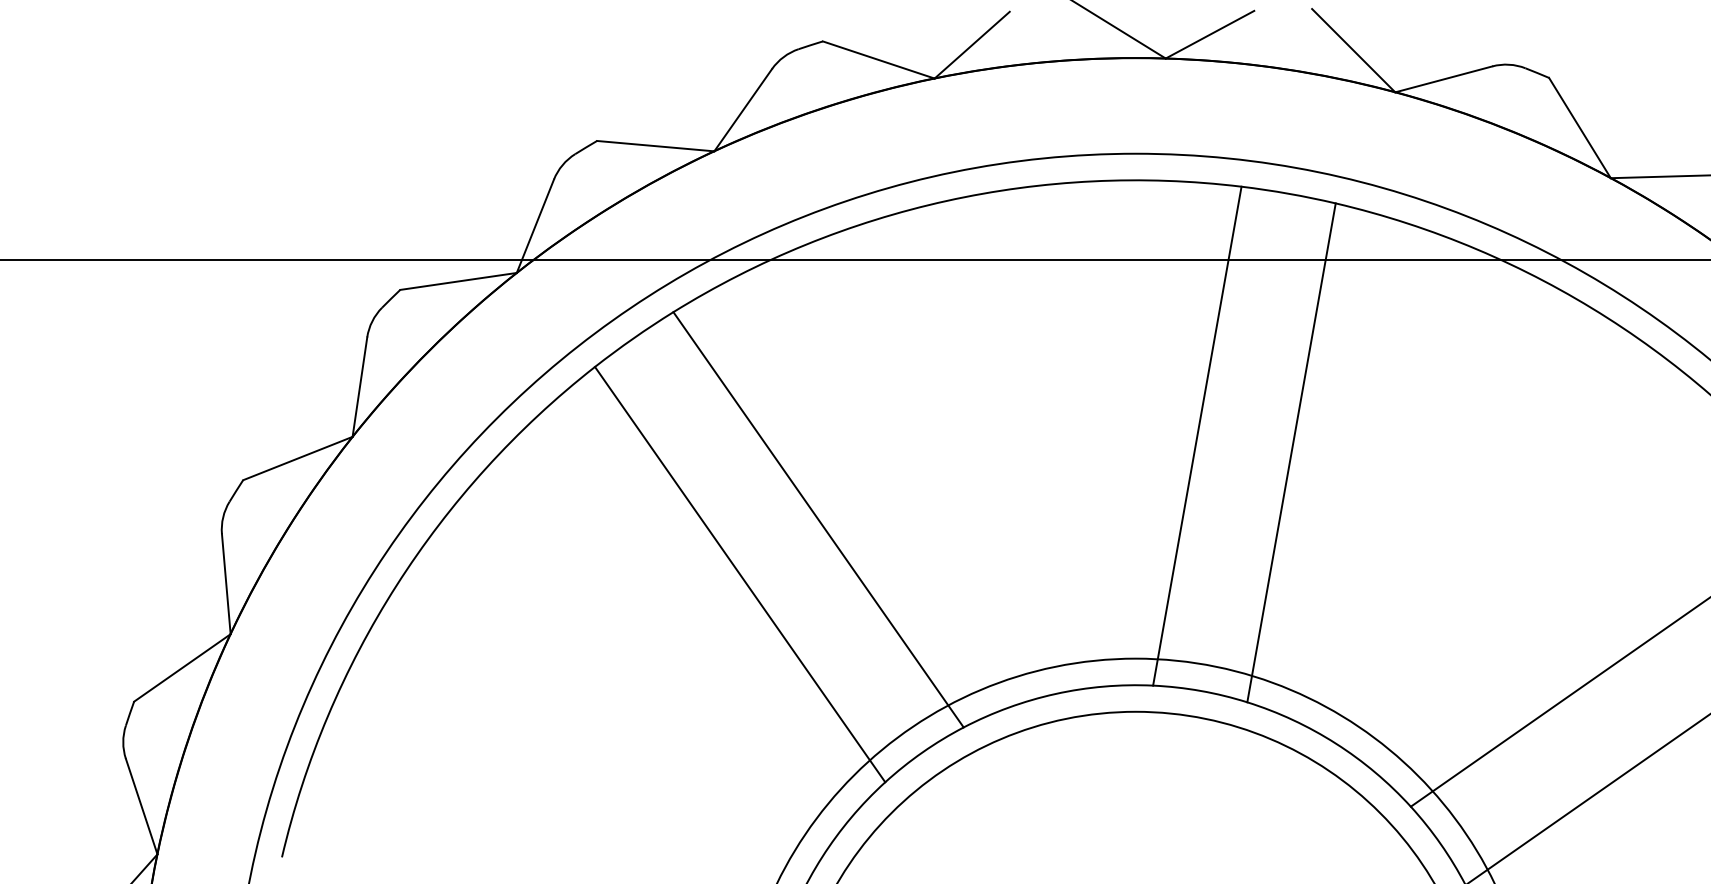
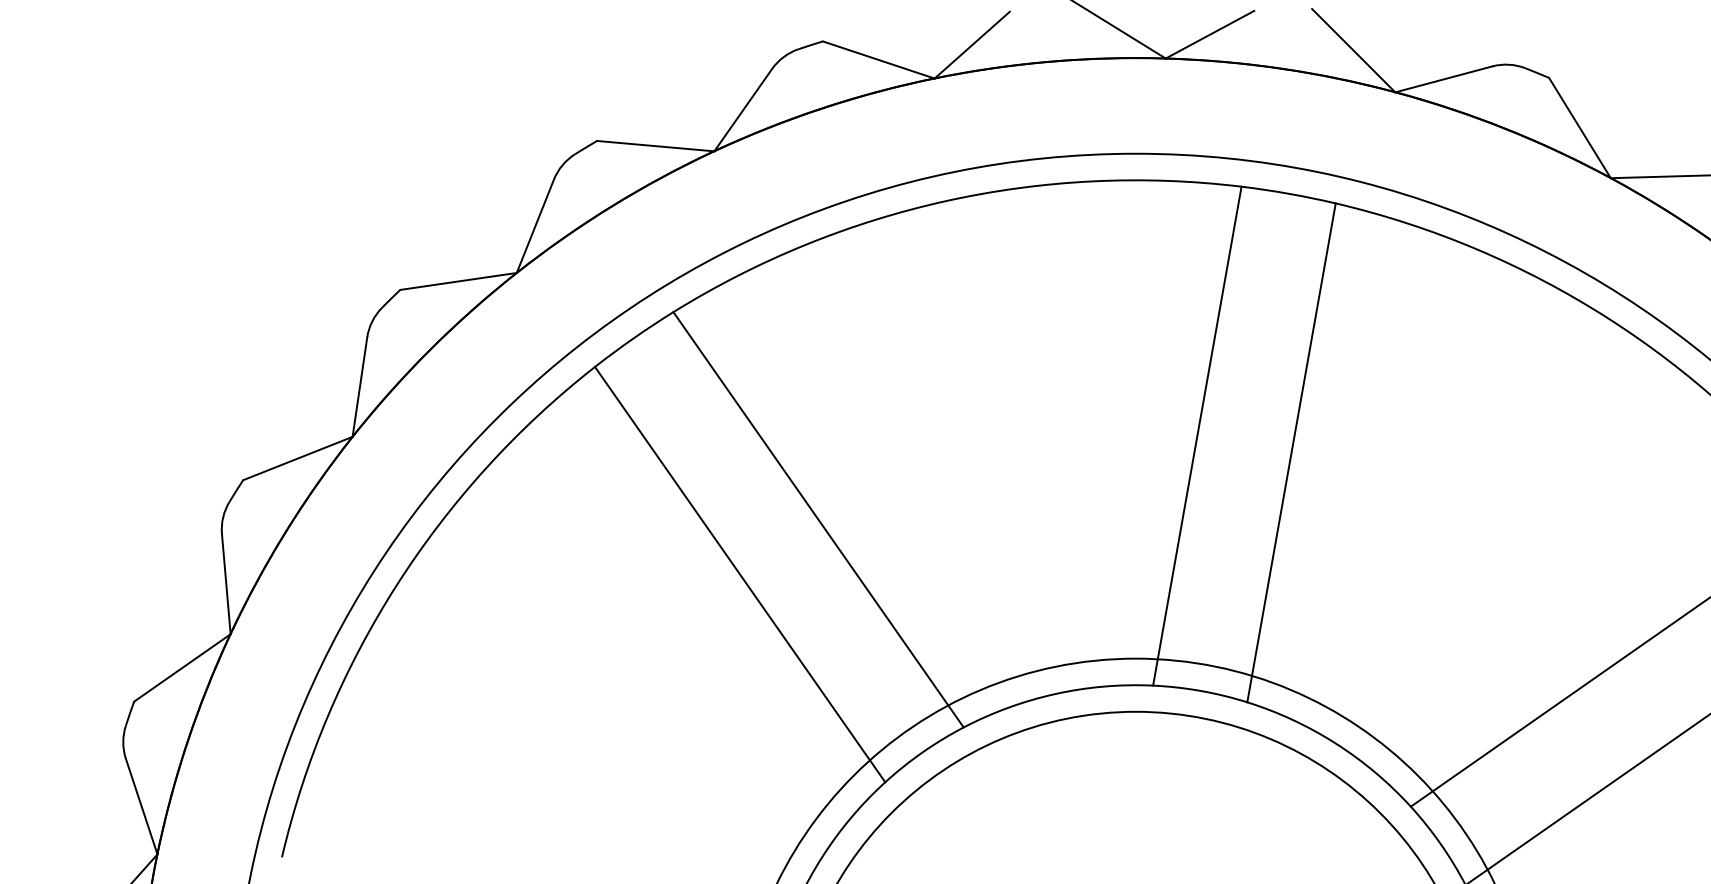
line: present -> none (854, 260)
